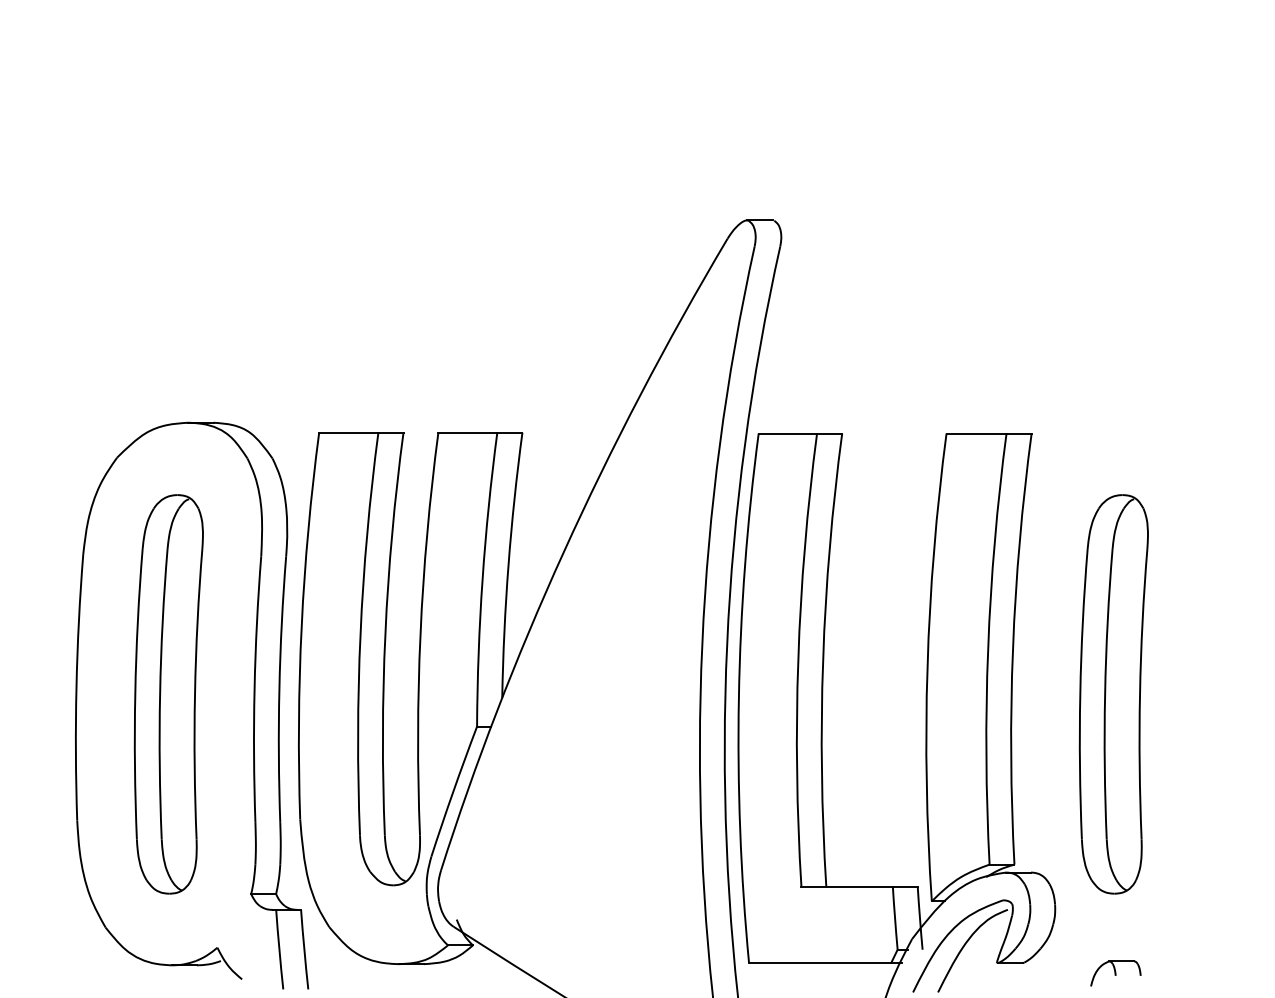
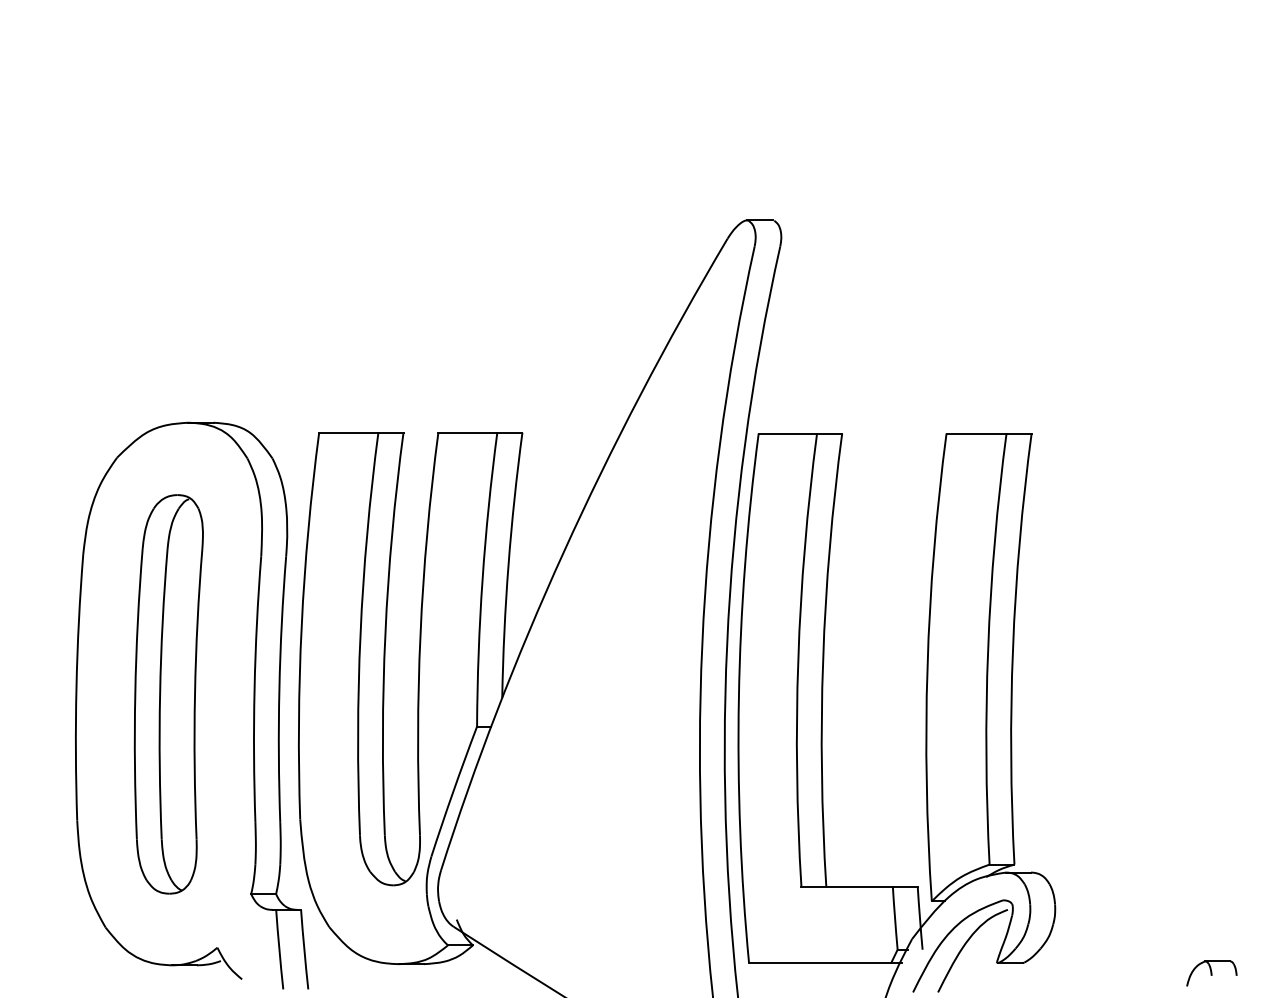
part: present -> none (1113, 694)
part position: (1115, 973) -> (1211, 973) (1211, 973)
